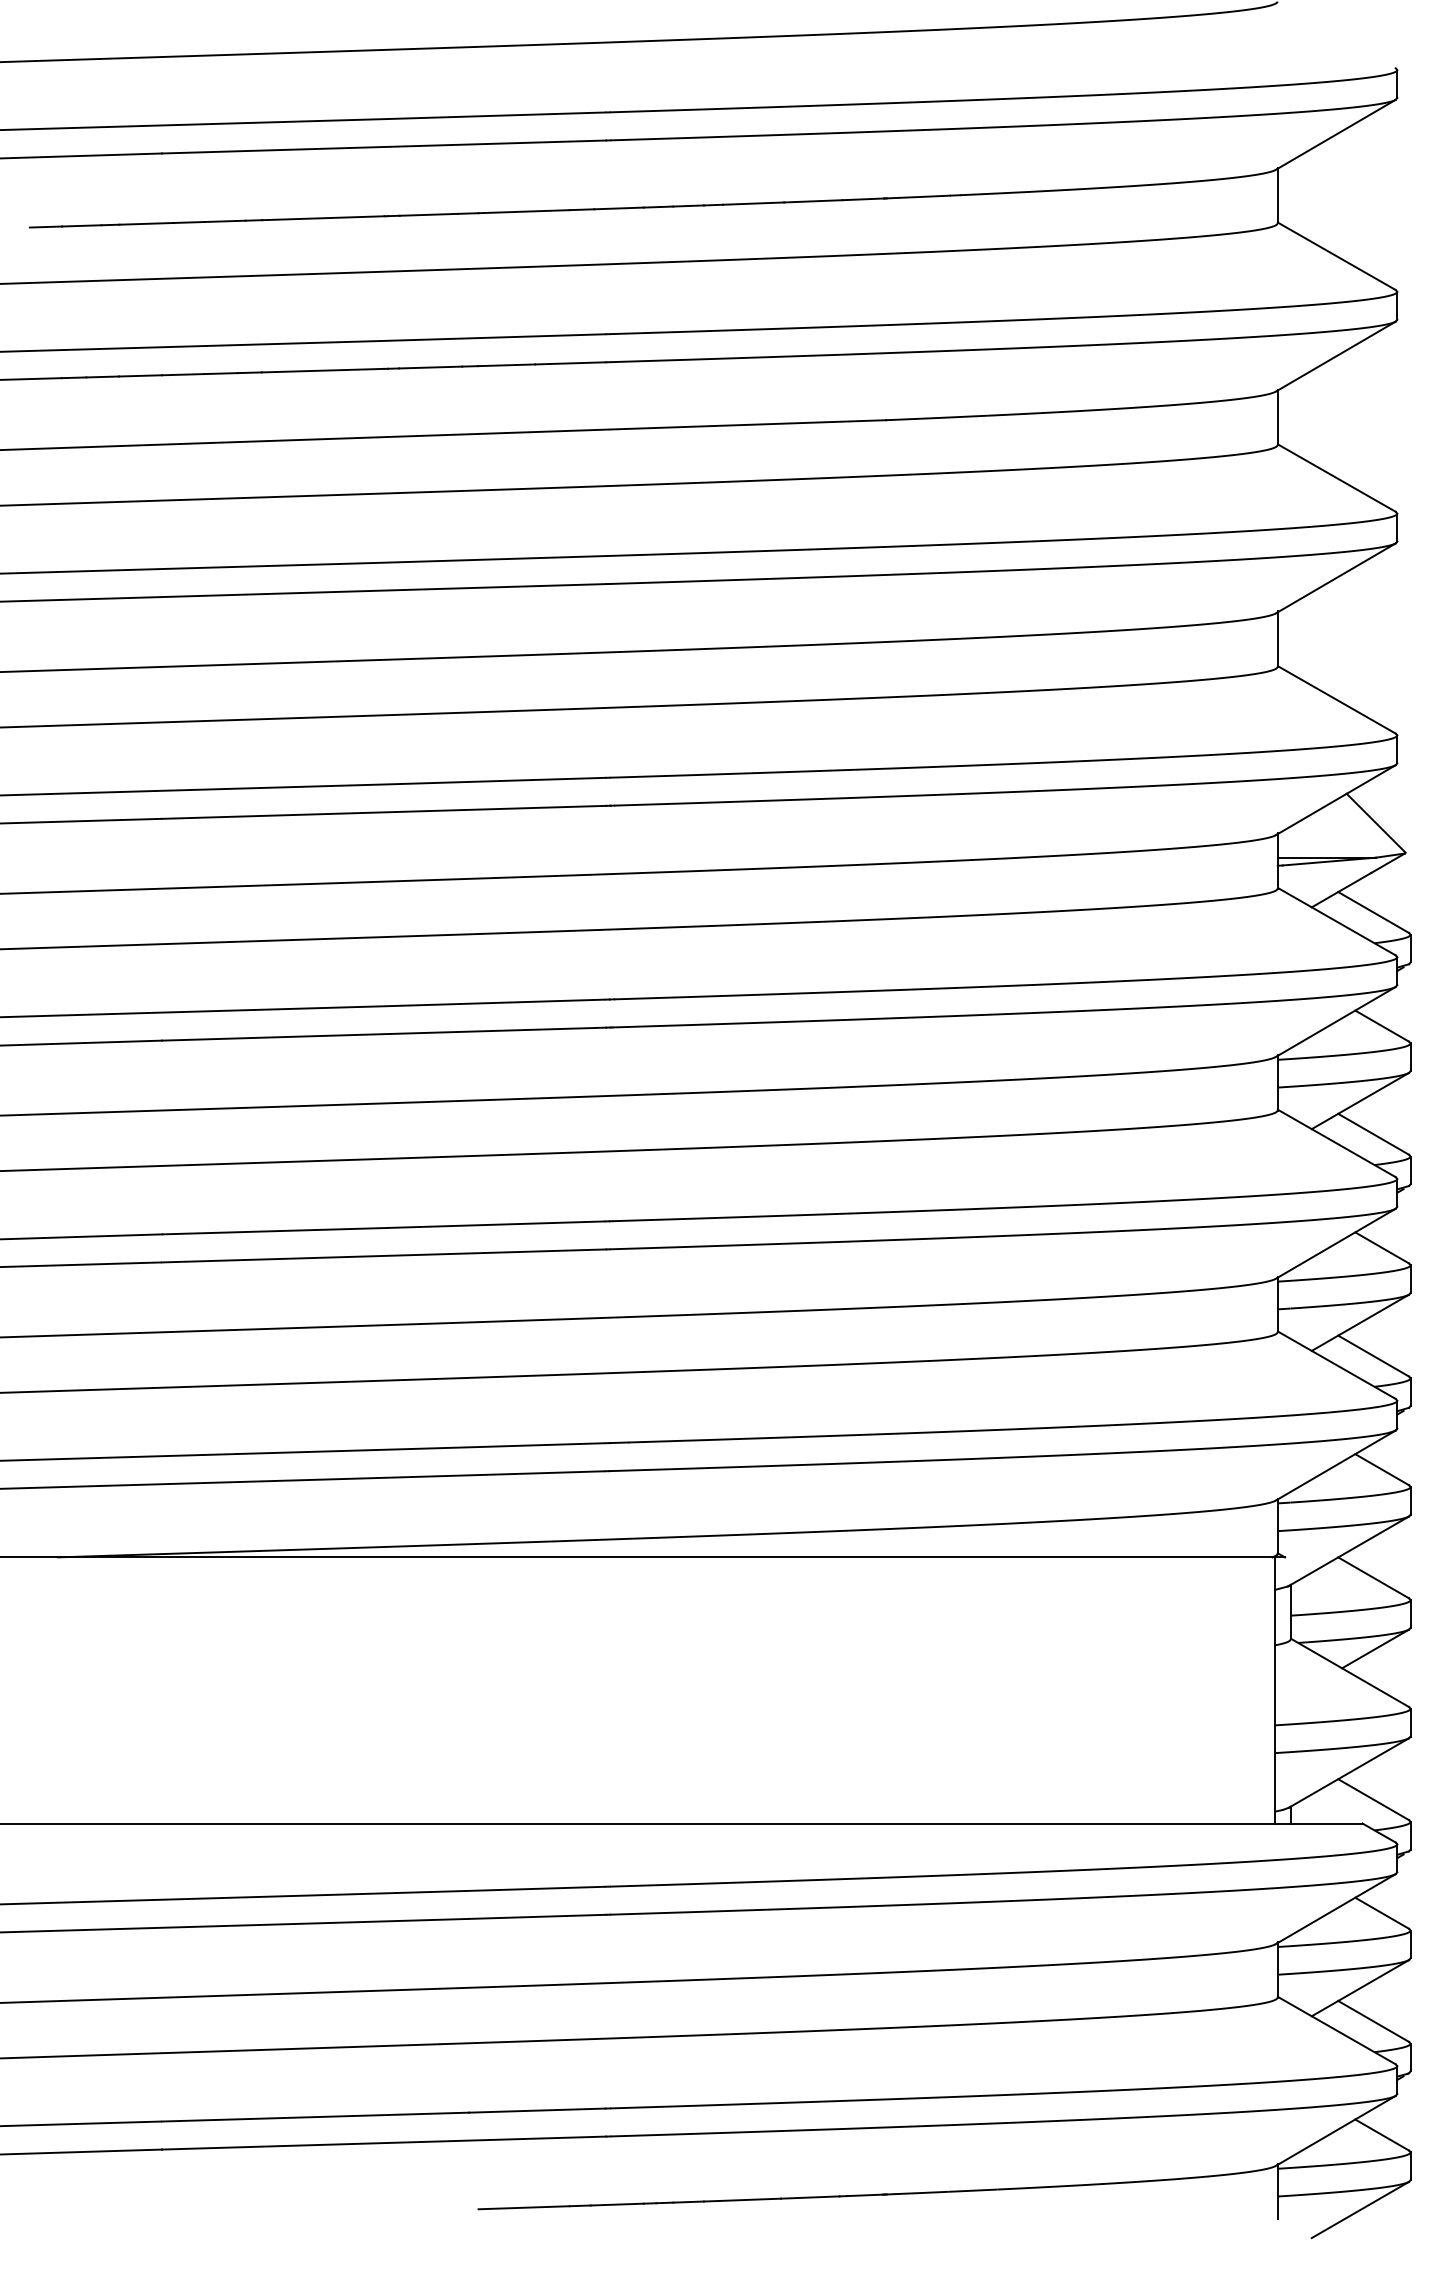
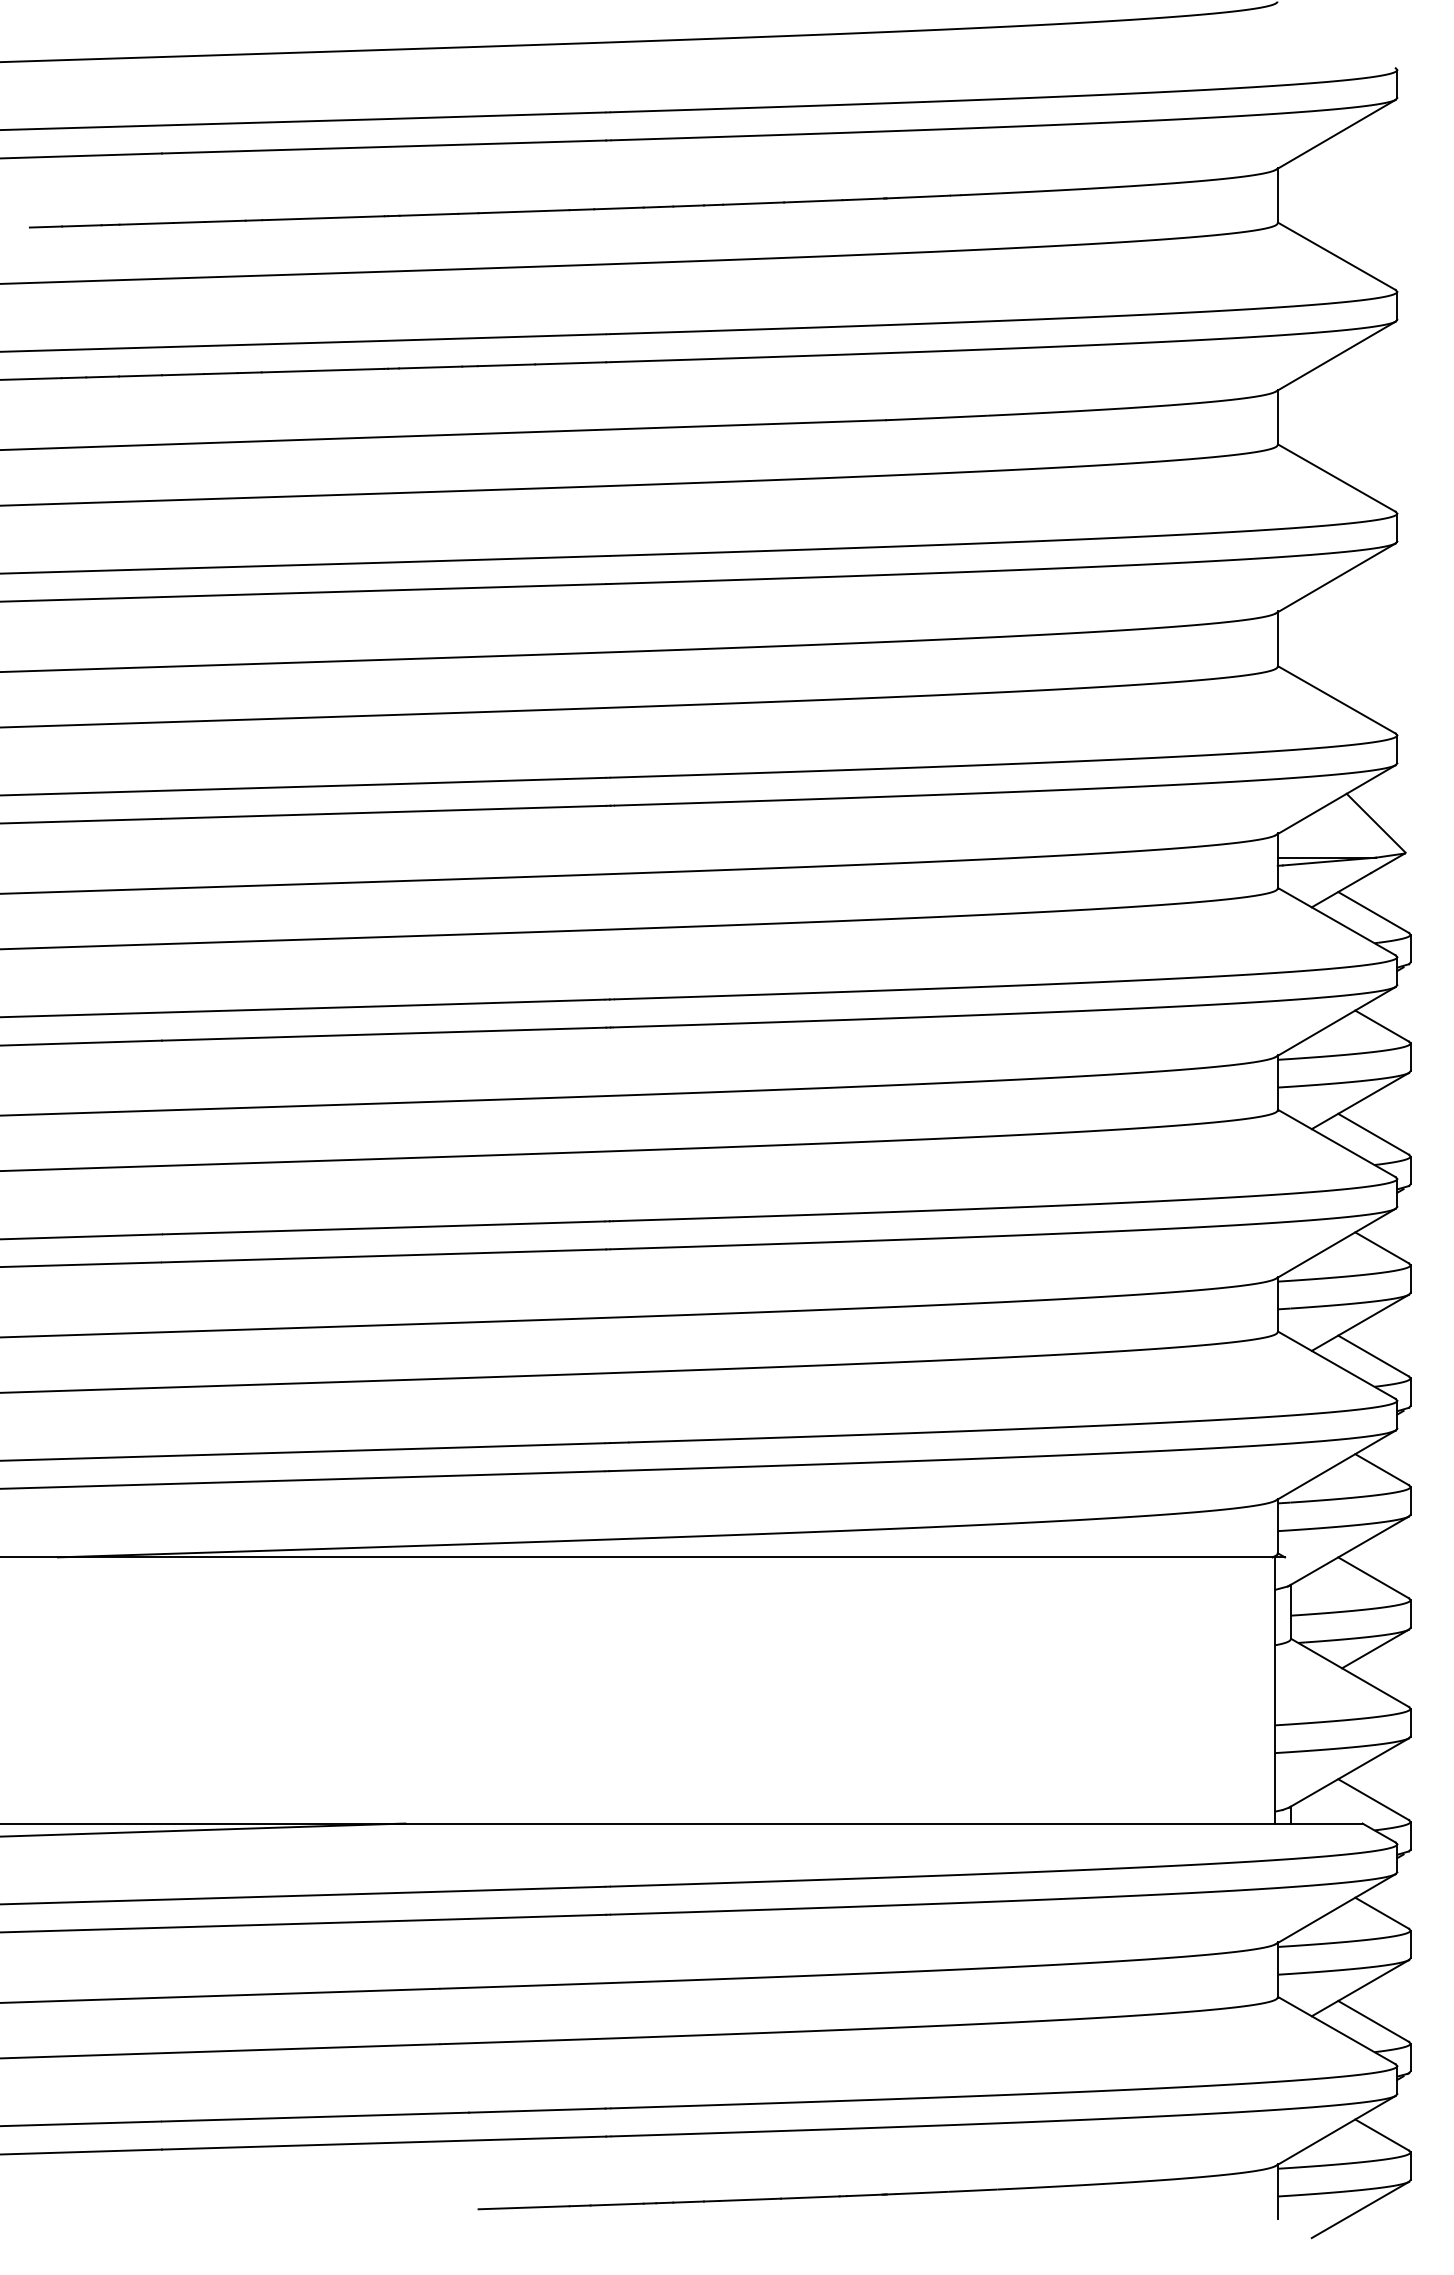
line: none -> present (203, 1829)
